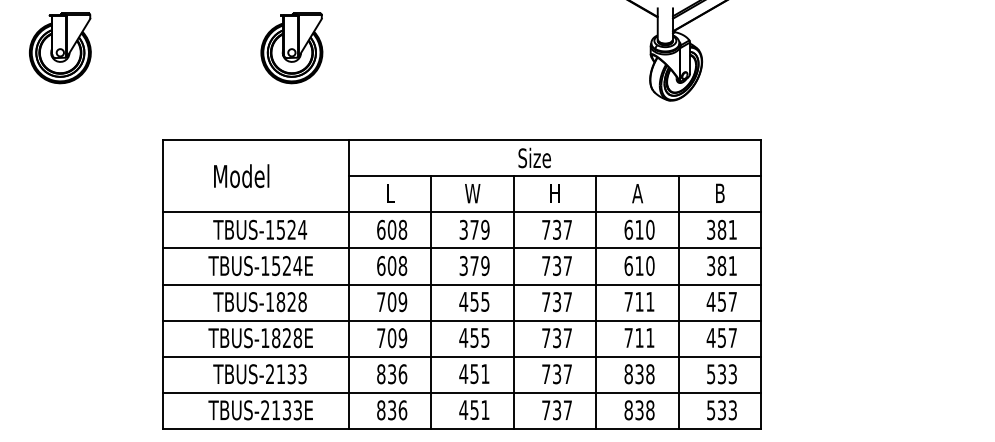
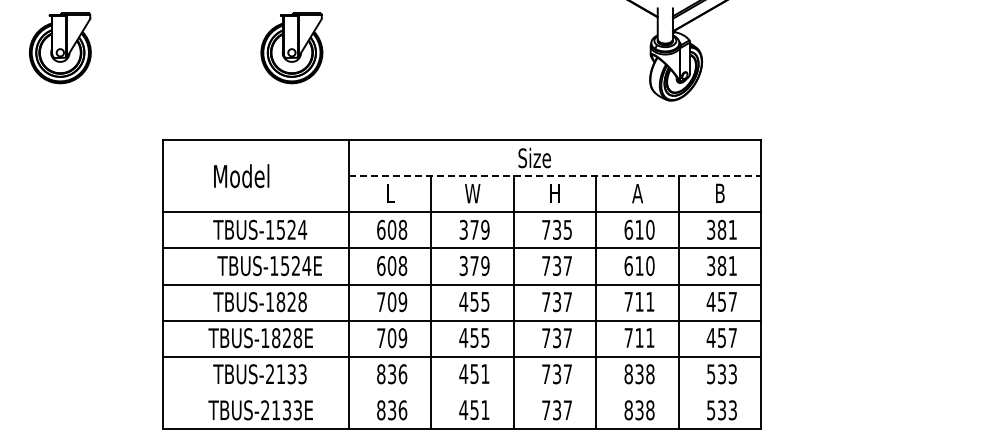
line: solid -> dashed (555, 176)
text: 737 -> 735 (567, 229)
text position: (260, 265) -> (269, 265) (269, 265)
line: present -> none (462, 392)
